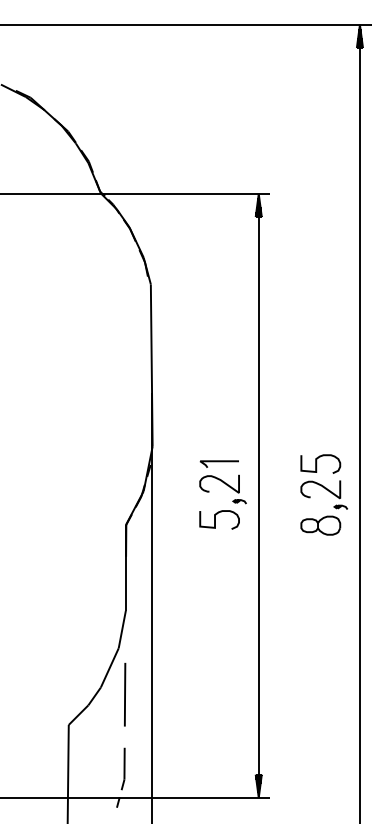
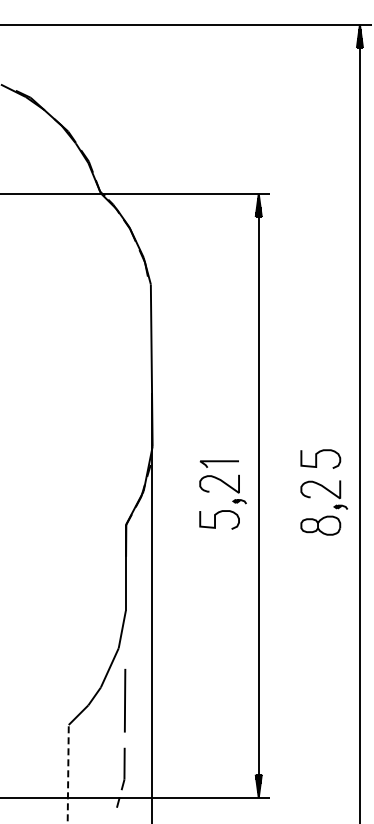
curve position: (317, 463) -> (317, 458) (317, 458)
line position: (125, 694) -> (125, 700) (125, 700)
line: solid -> dashed (68, 773)
